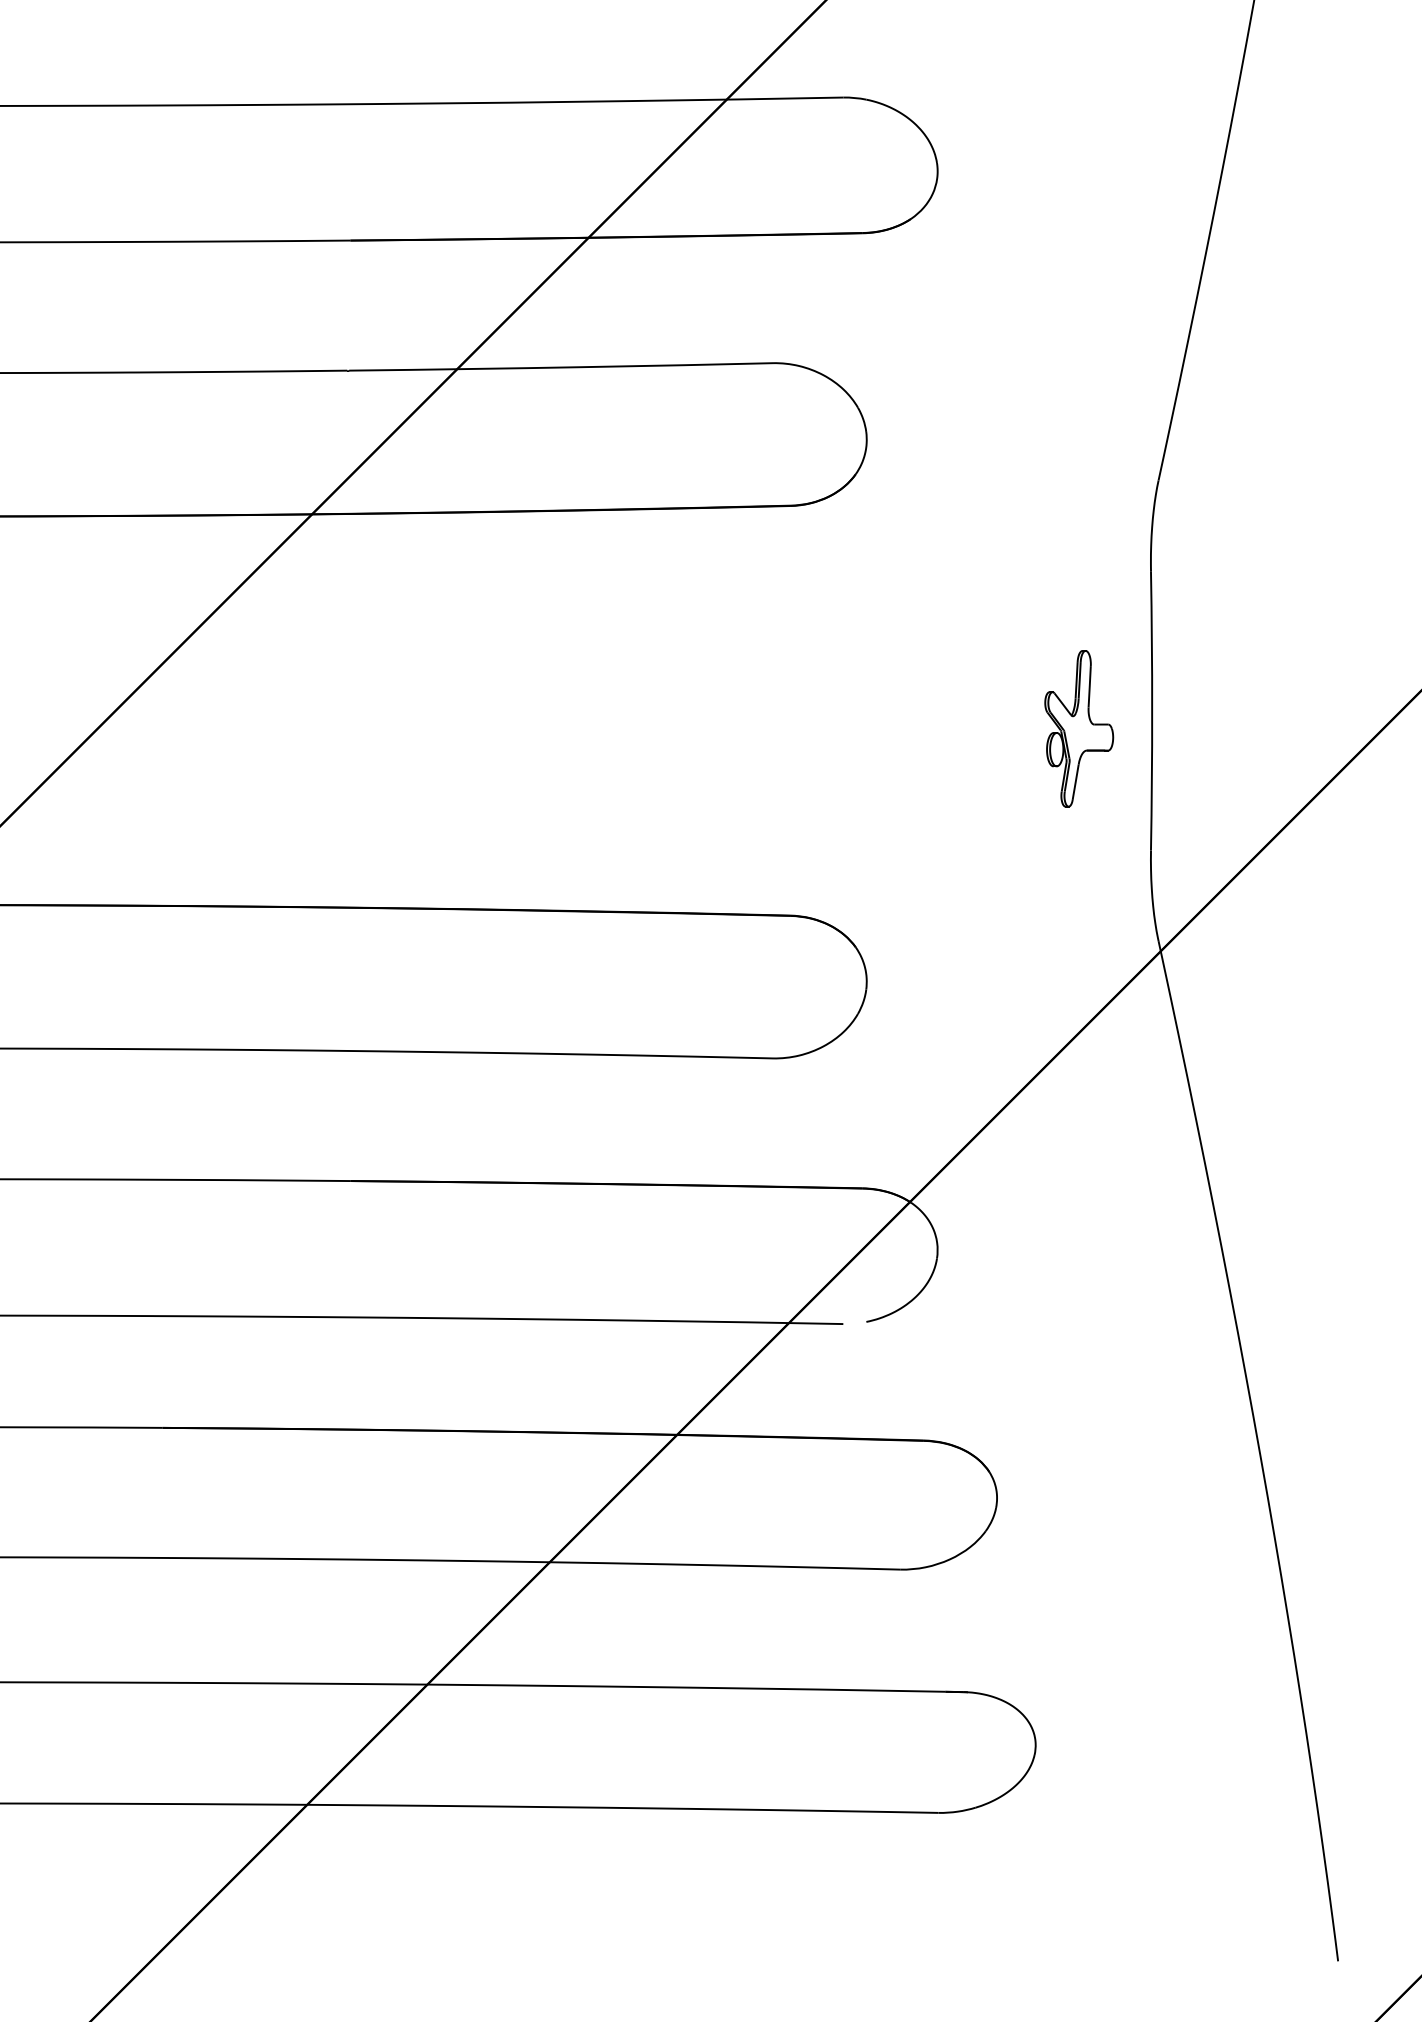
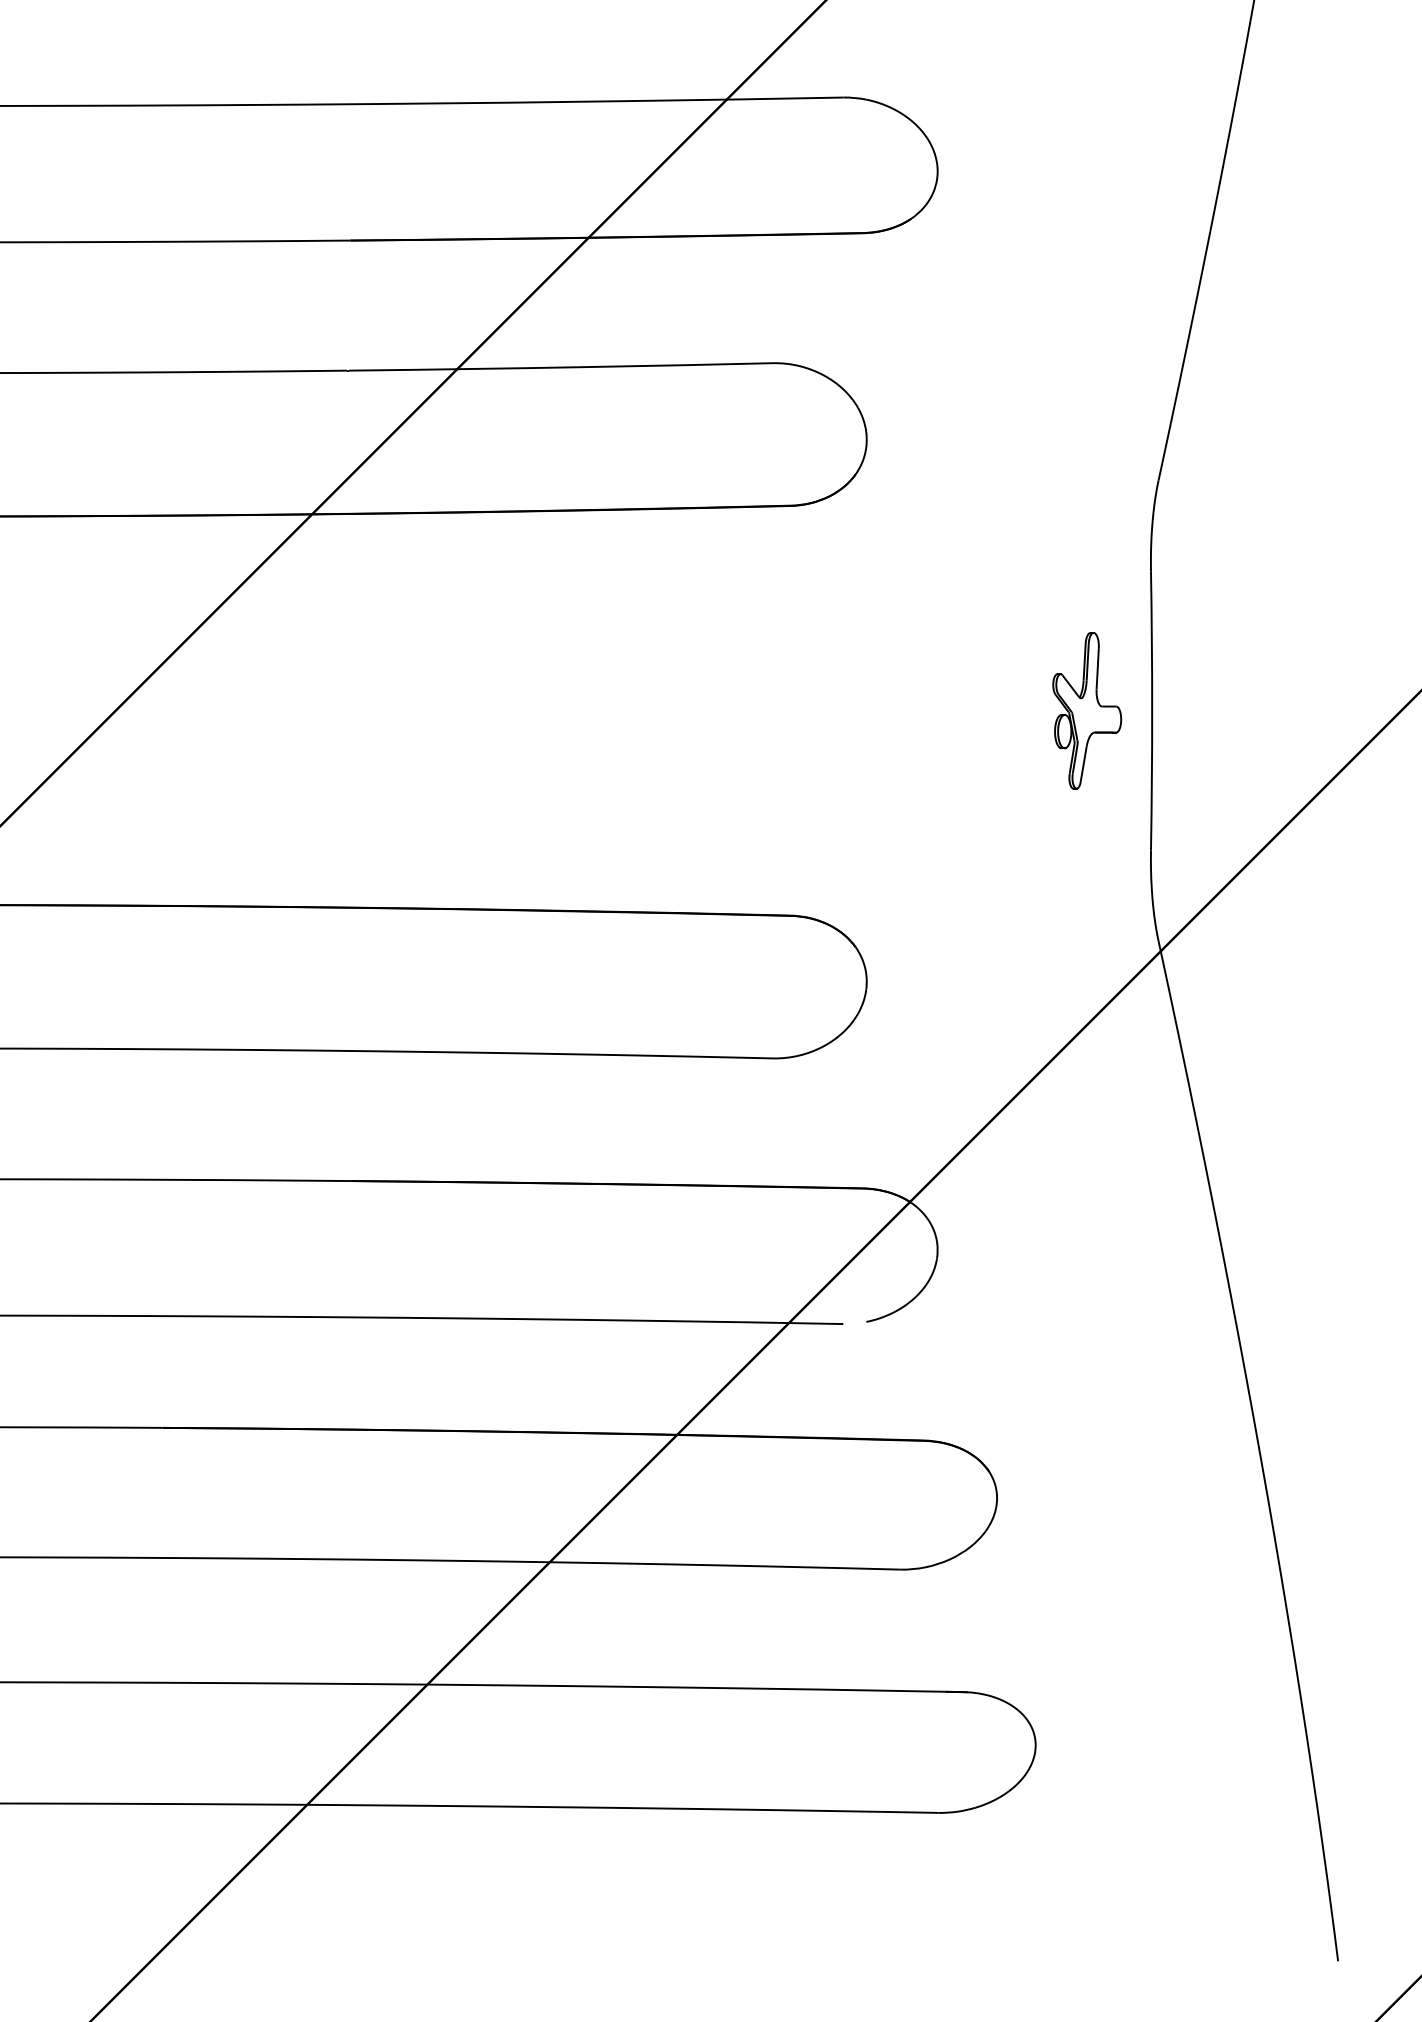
part position: (1079, 728) -> (1087, 710) (1087, 710)
